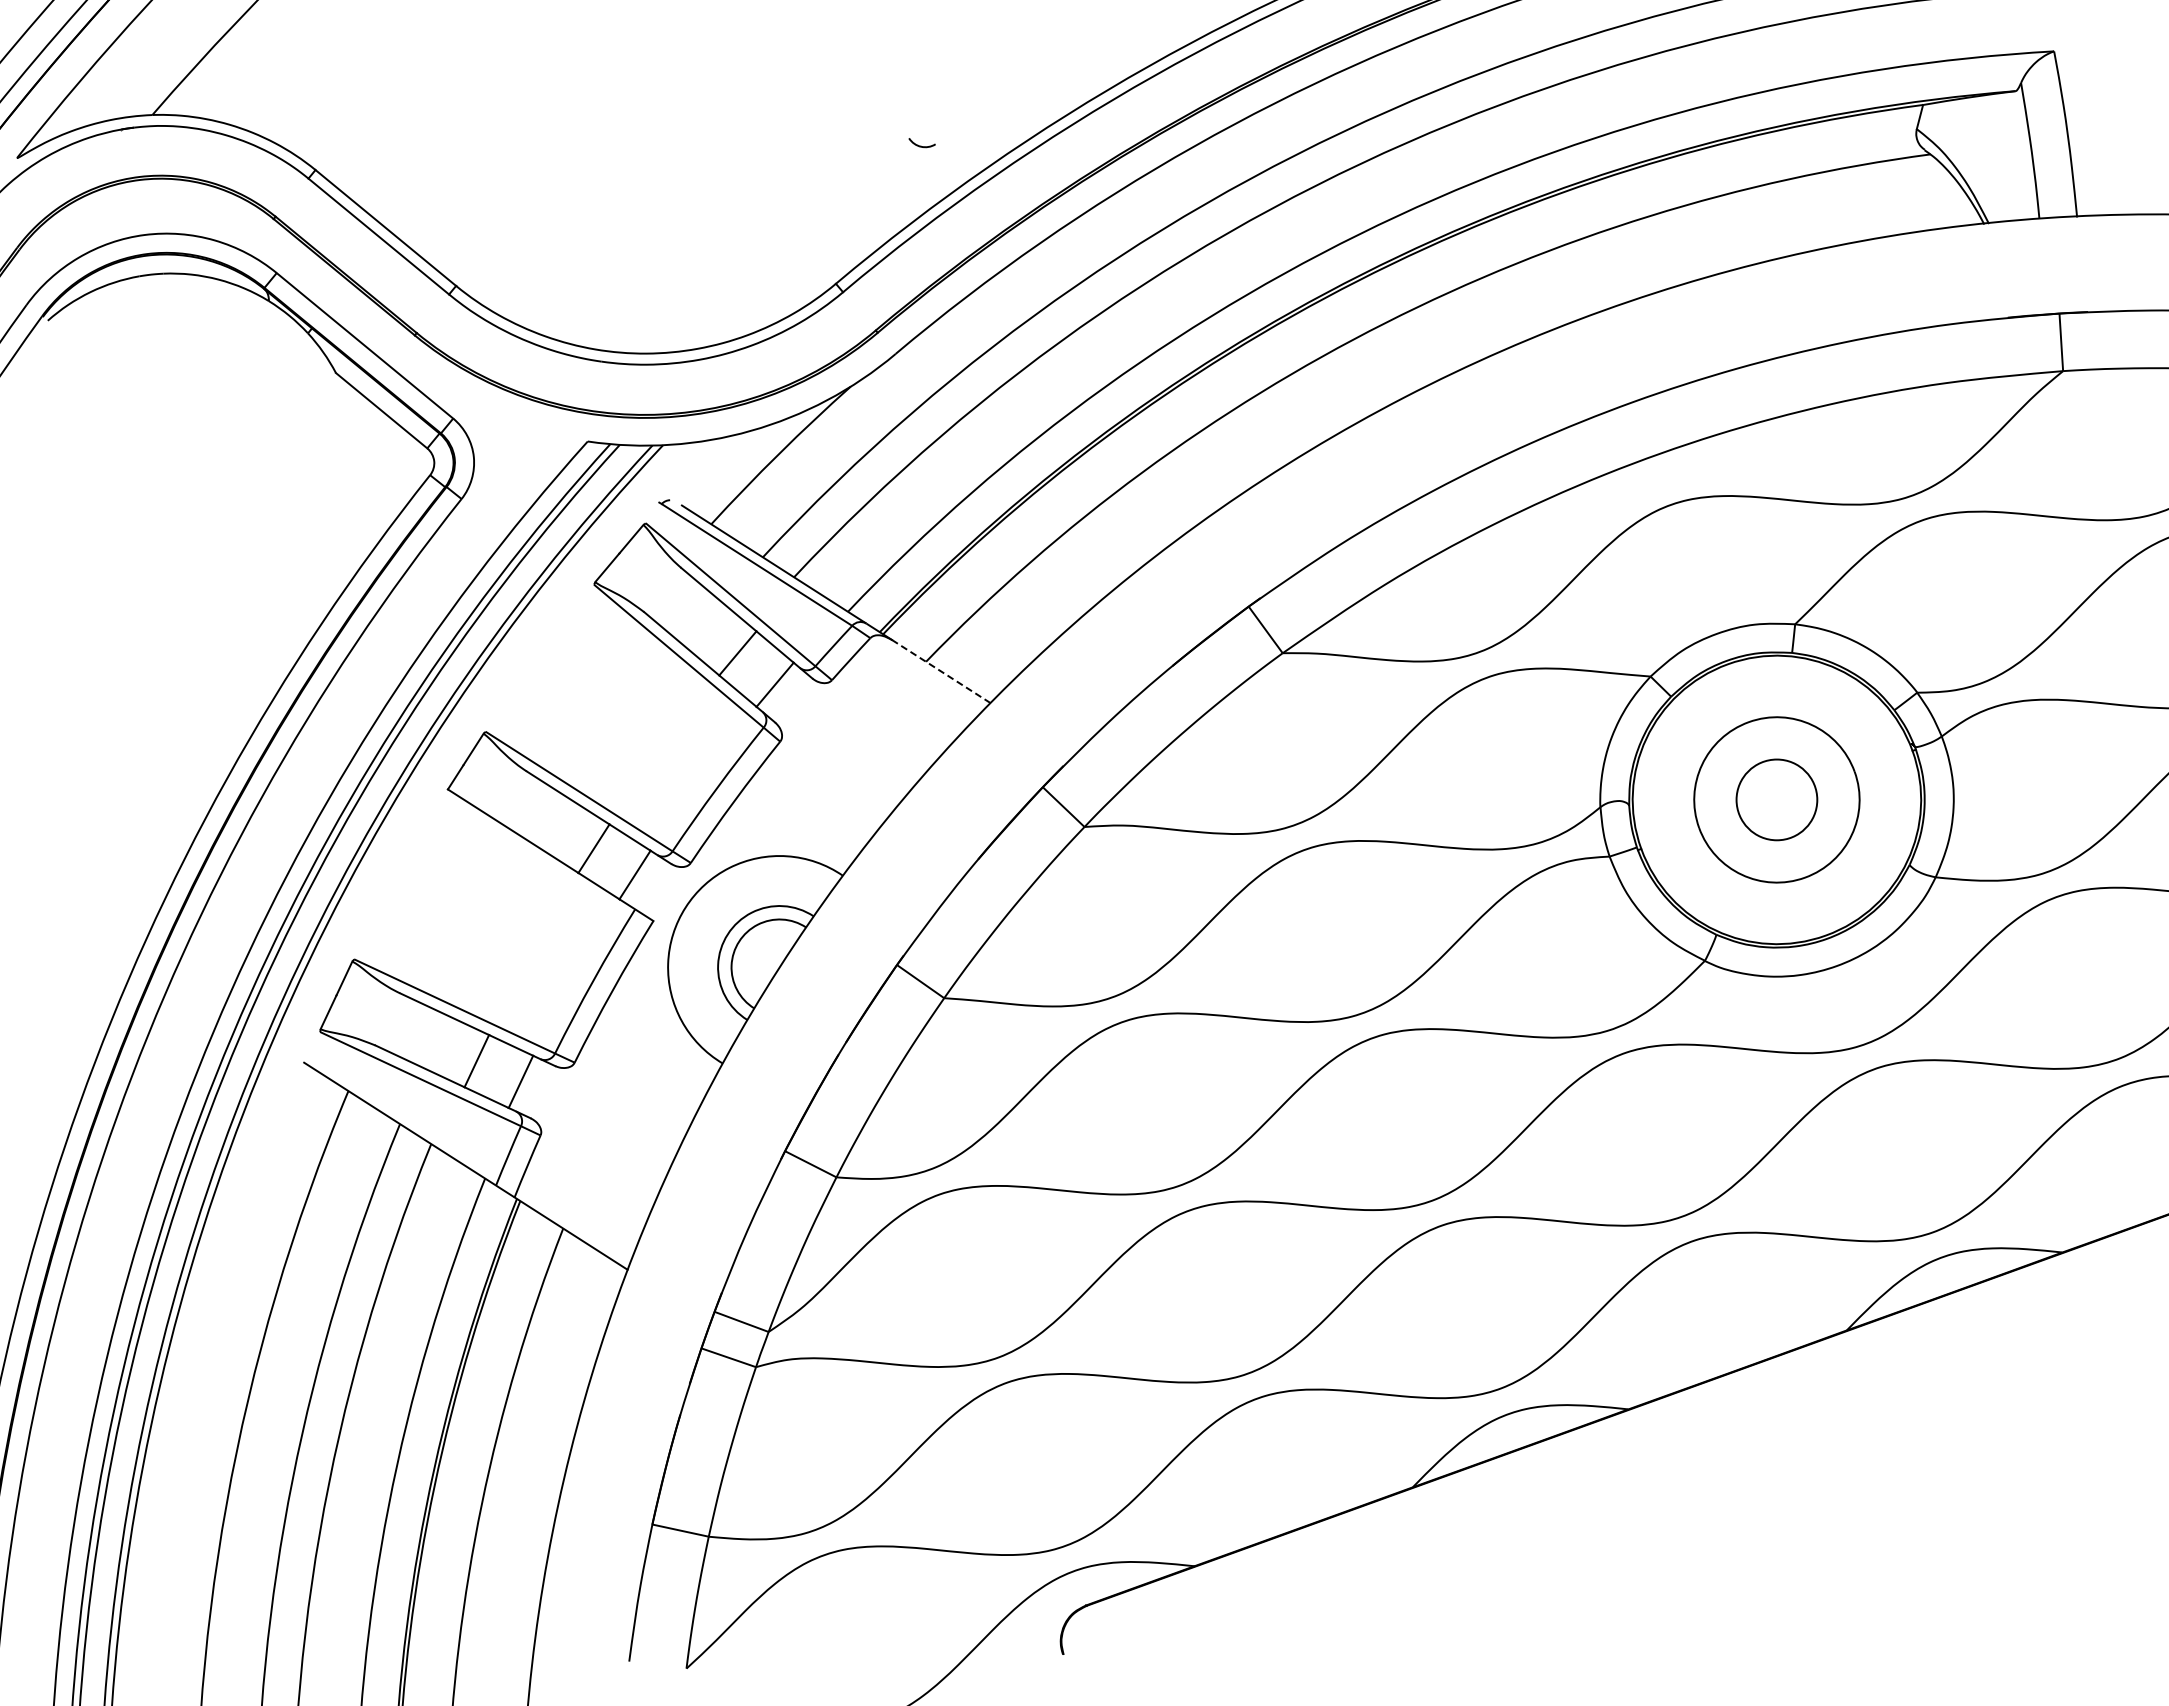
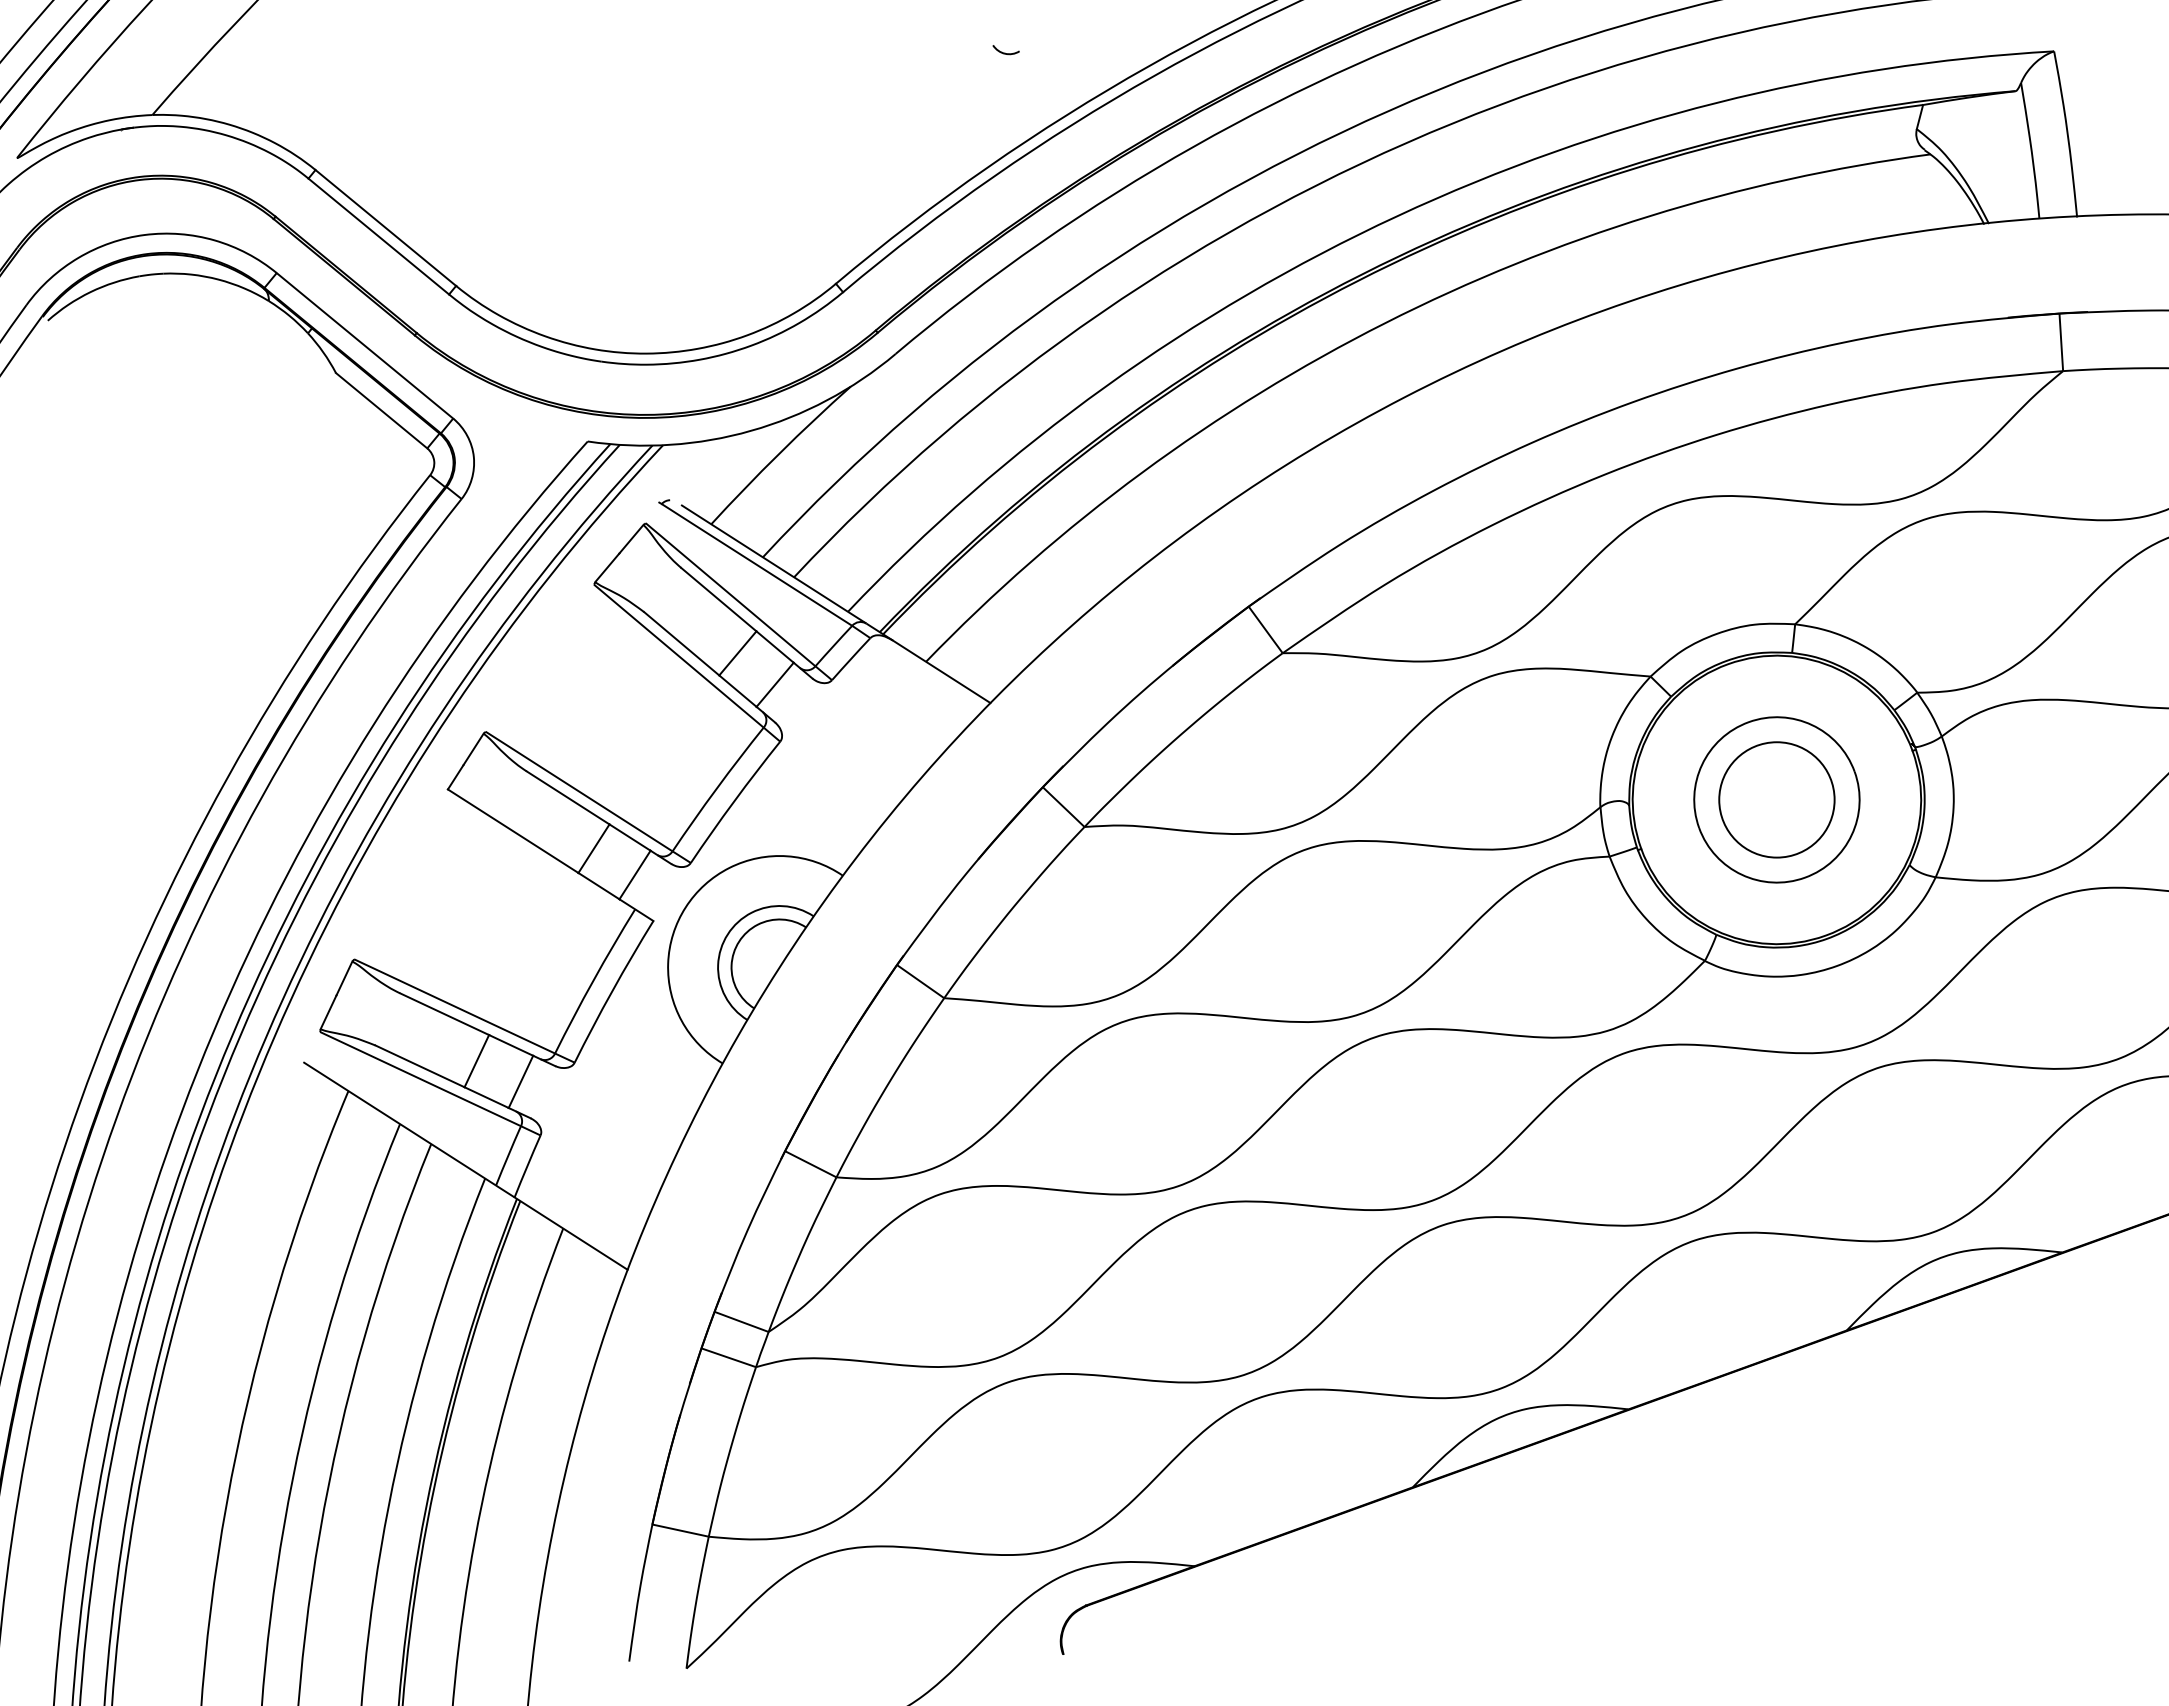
arc position: (921, 145) -> (1005, 52) (1005, 52)
line: dashed -> solid (941, 671)
circle diameter: 81 px -> 115 px (1776, 799)
